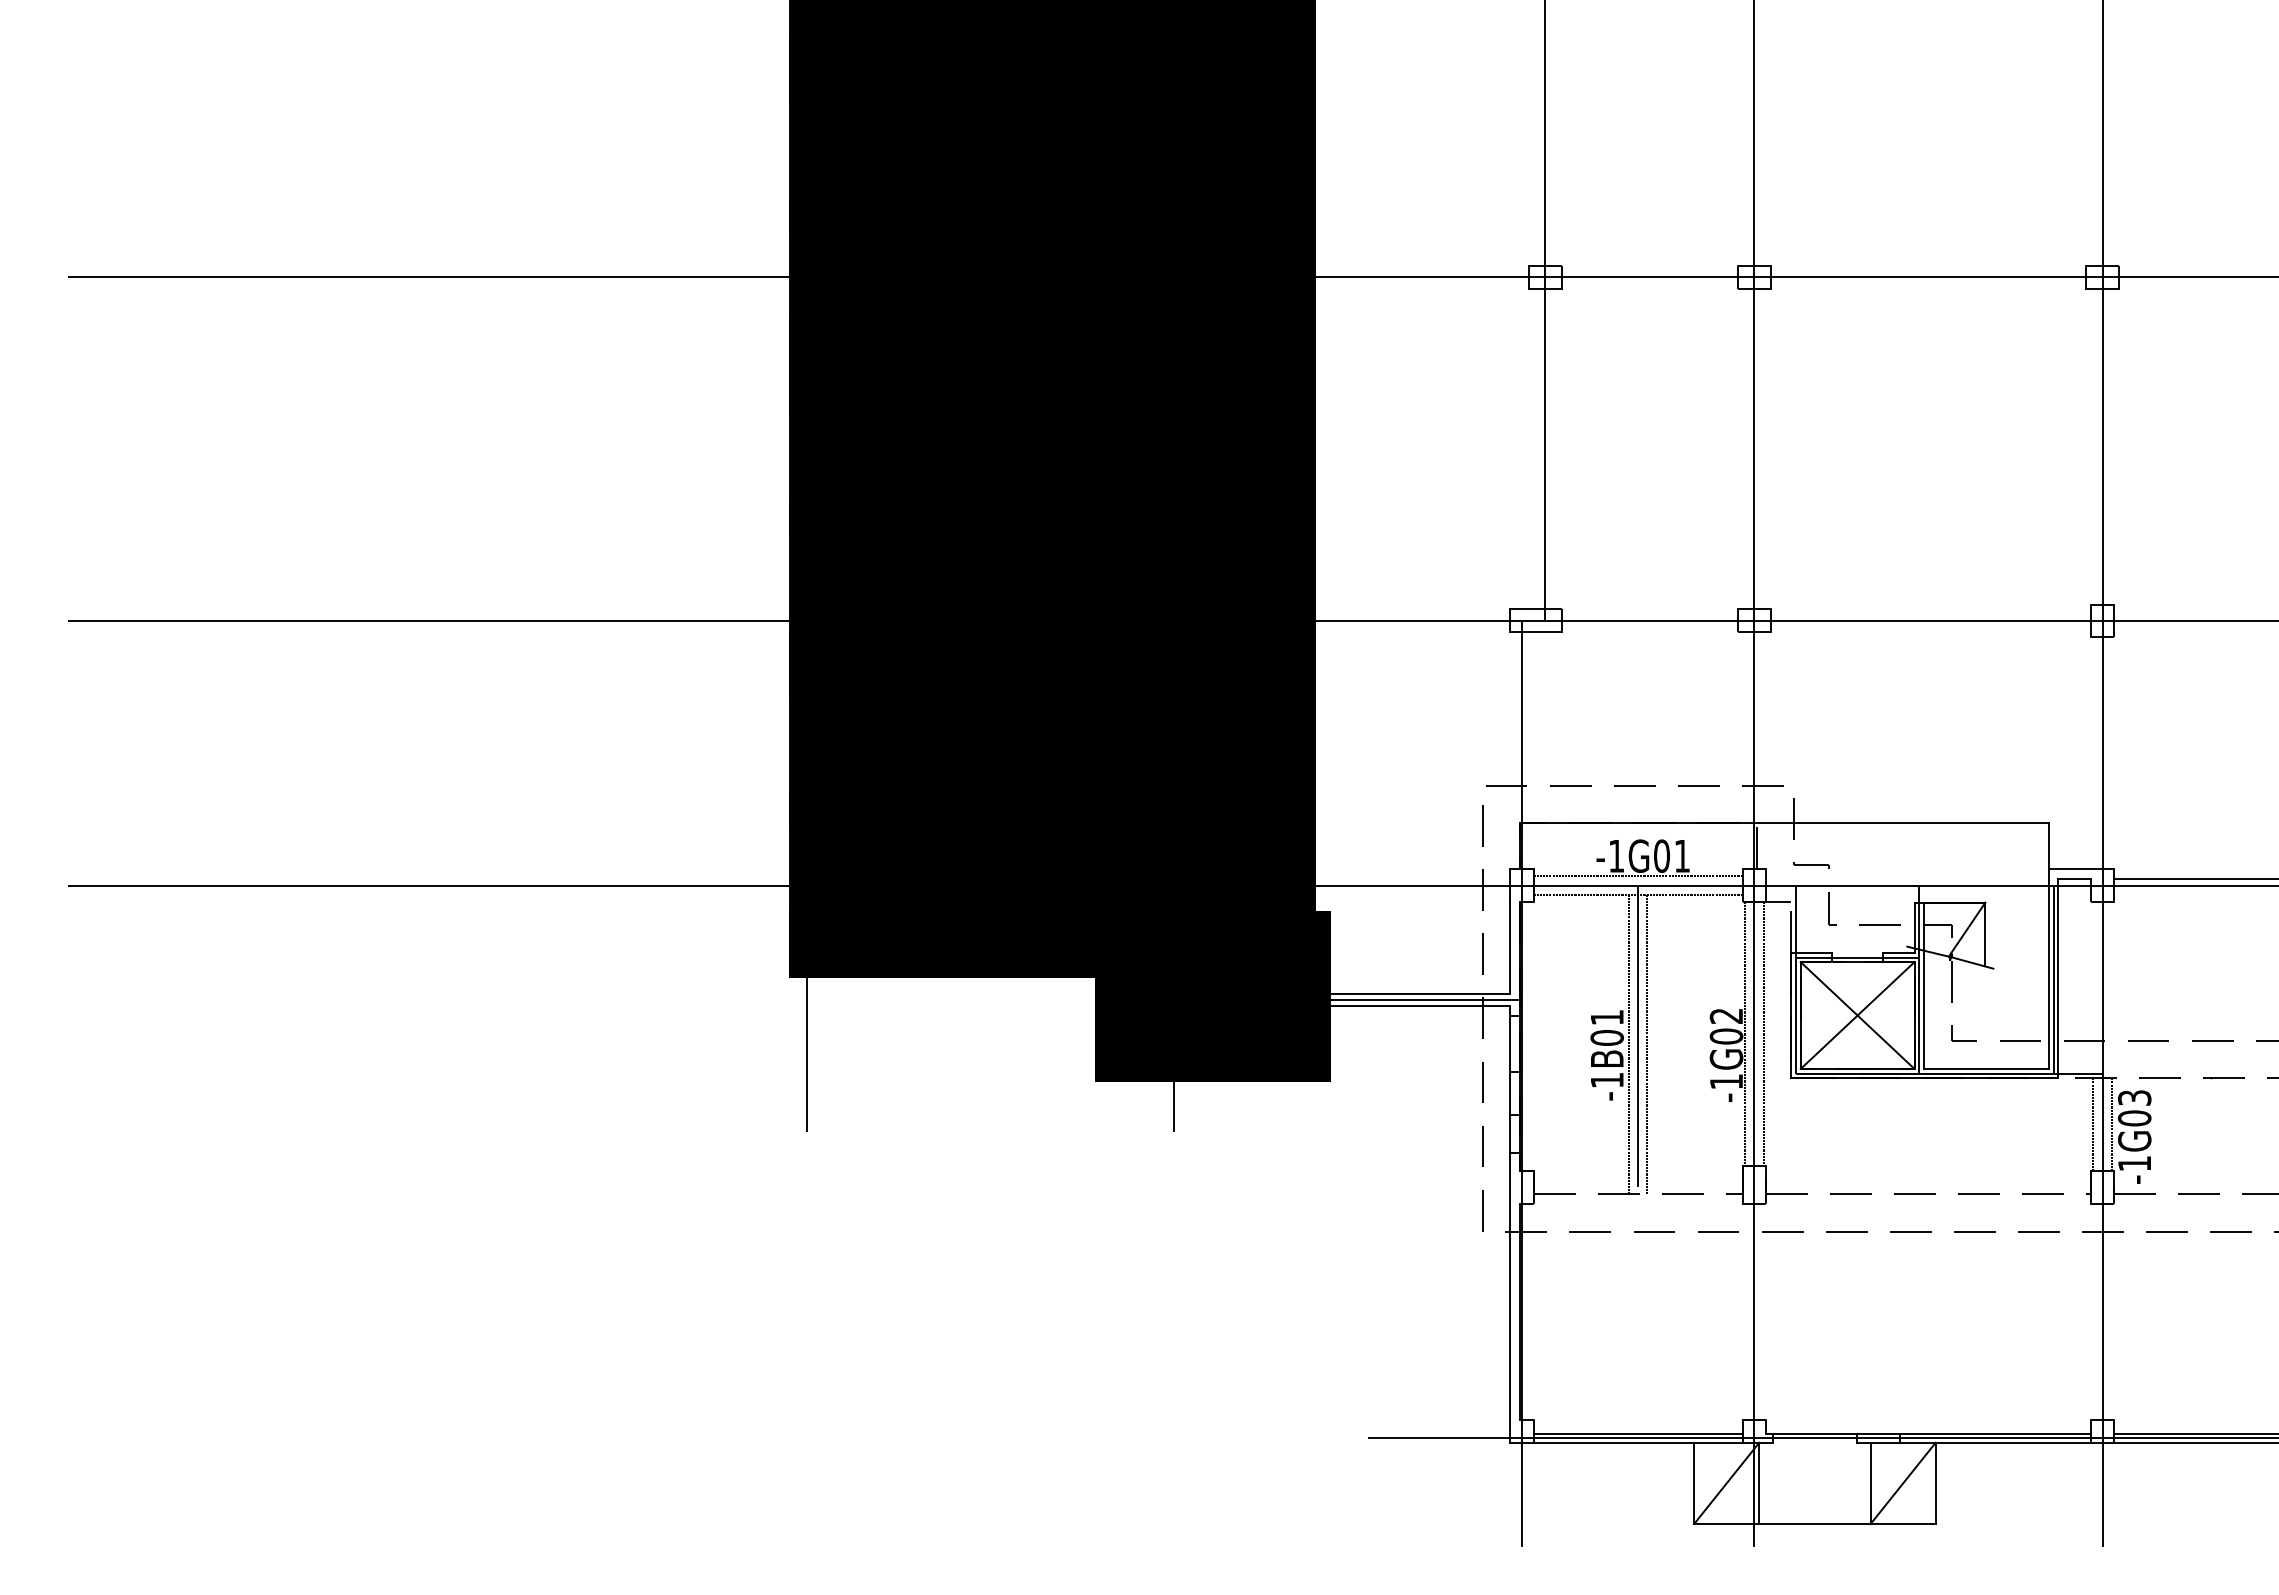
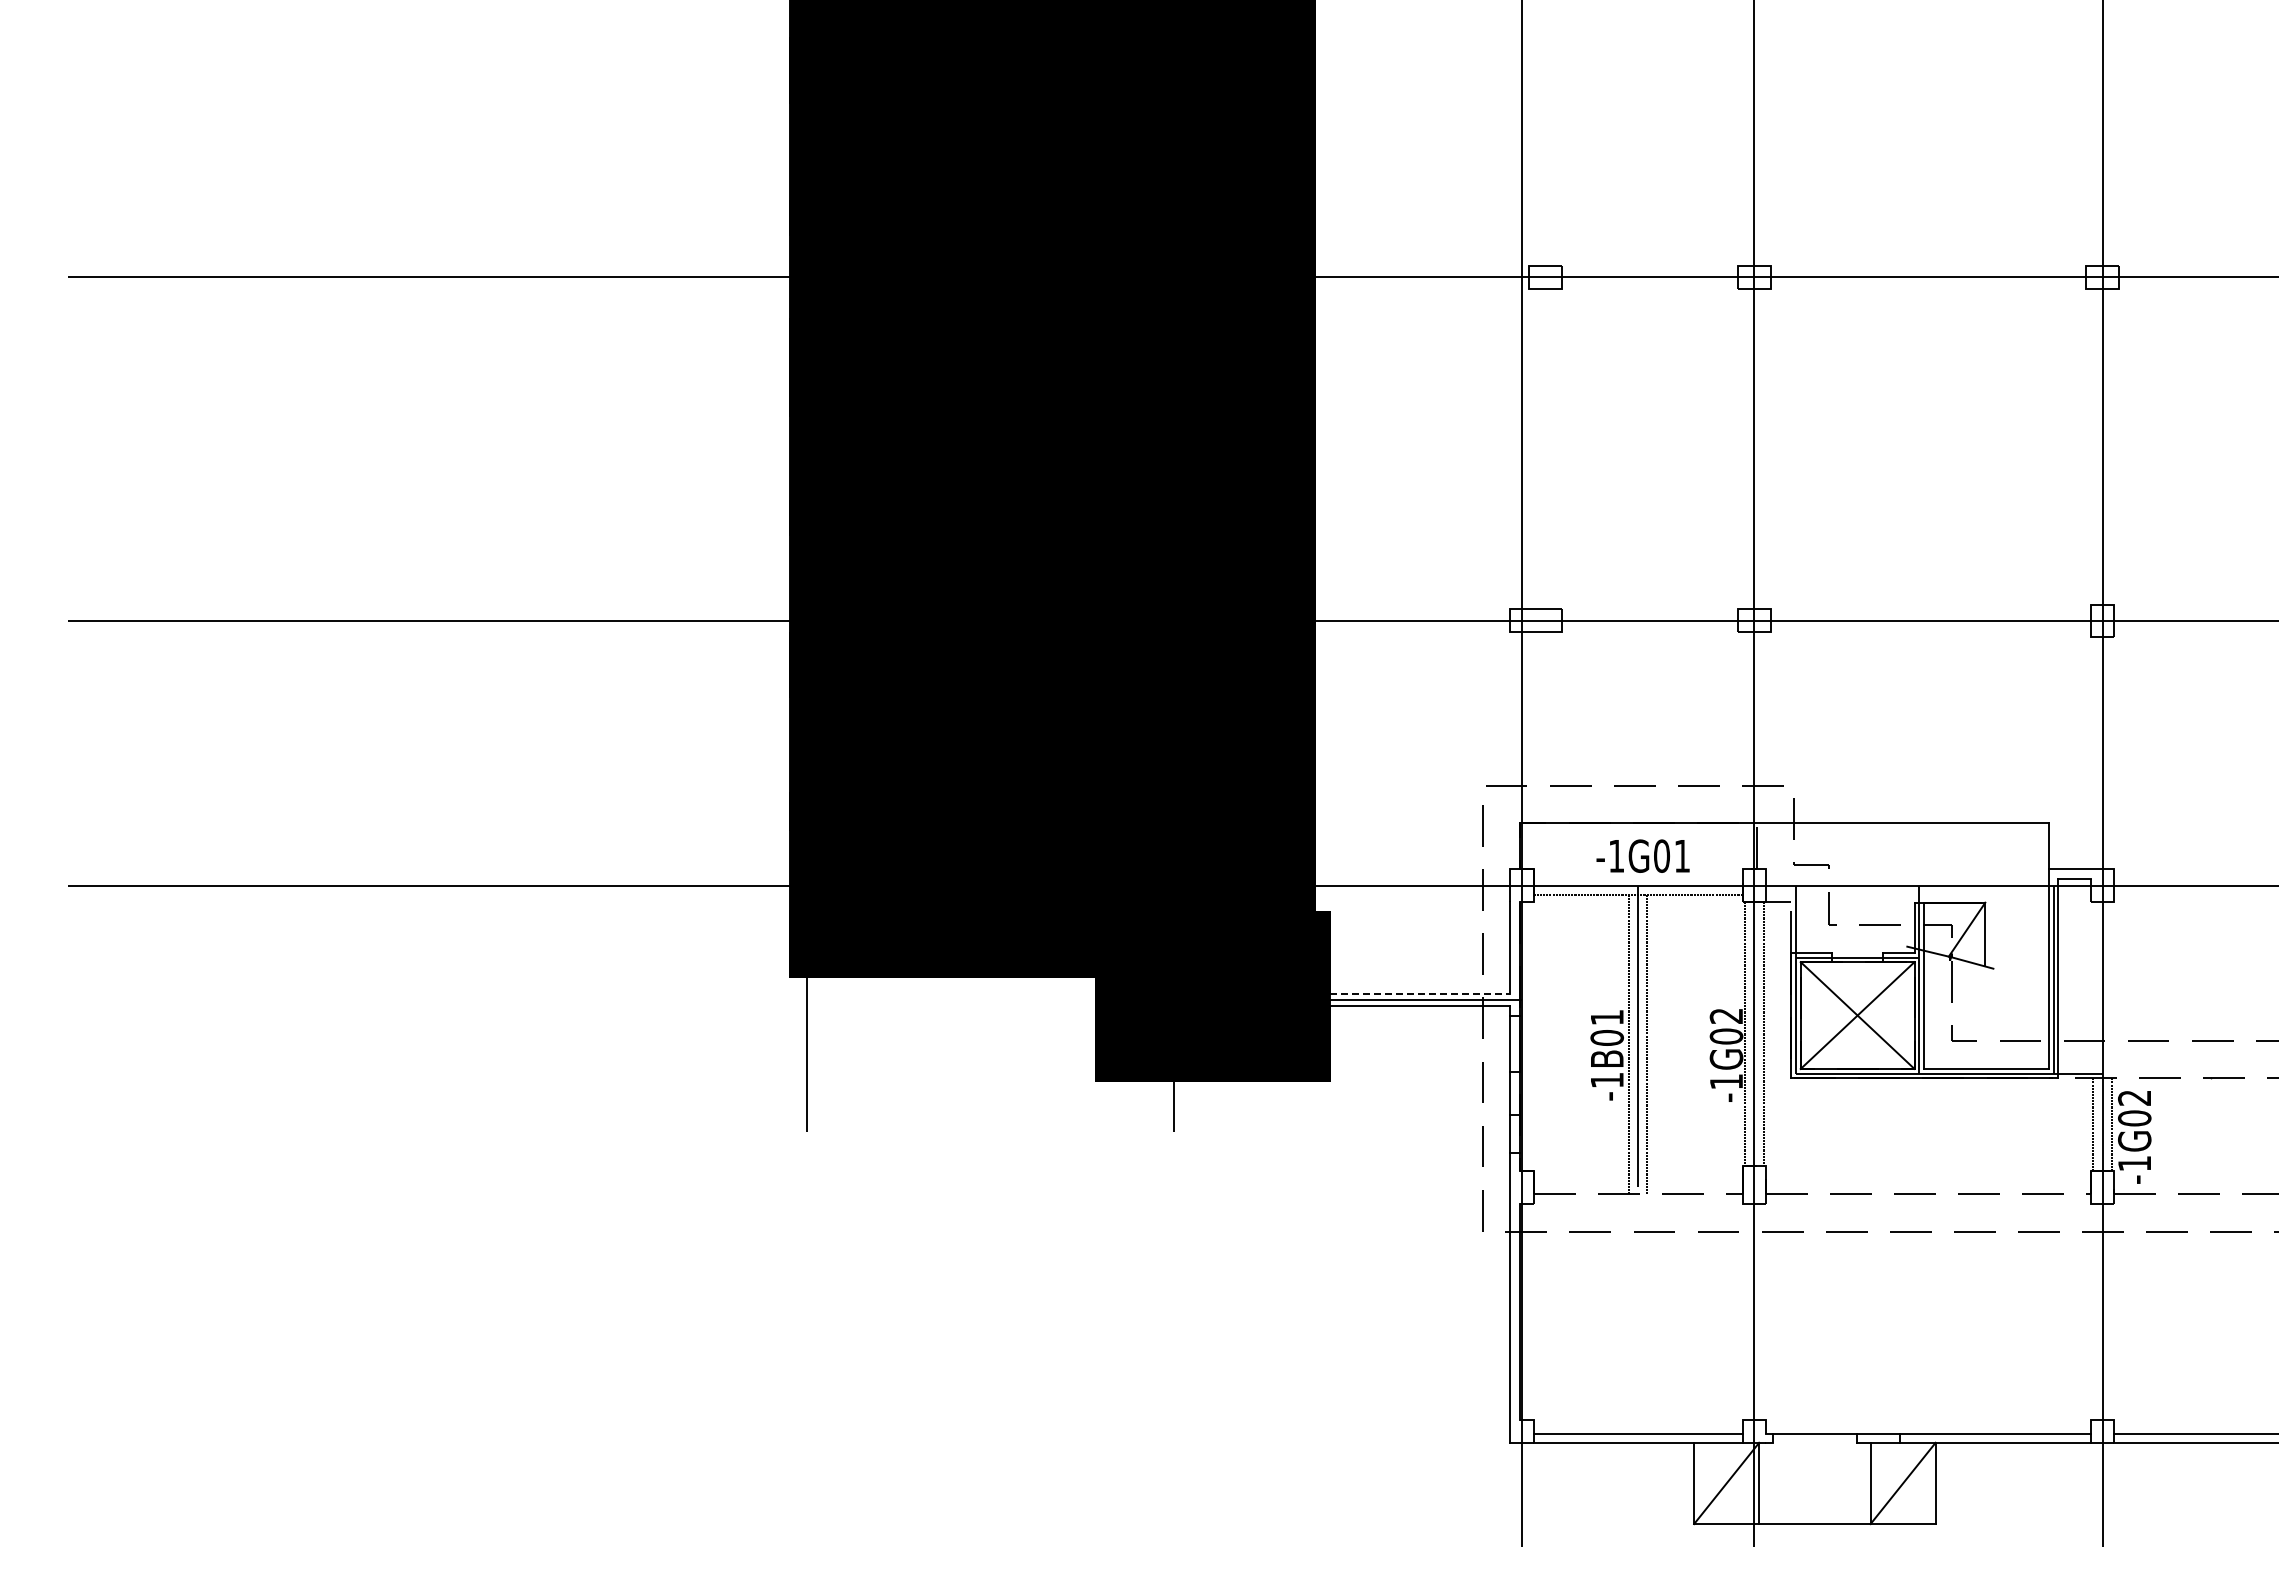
line position: (1545, 311) -> (1522, 311) (1522, 311)
line: present -> none (1637, 876)
line: present -> none (2194, 878)
line: solid -> dashed (1420, 993)
text: -1G03 -> -1G02 (2134, 1097)
line: present -> none (1821, 1438)
